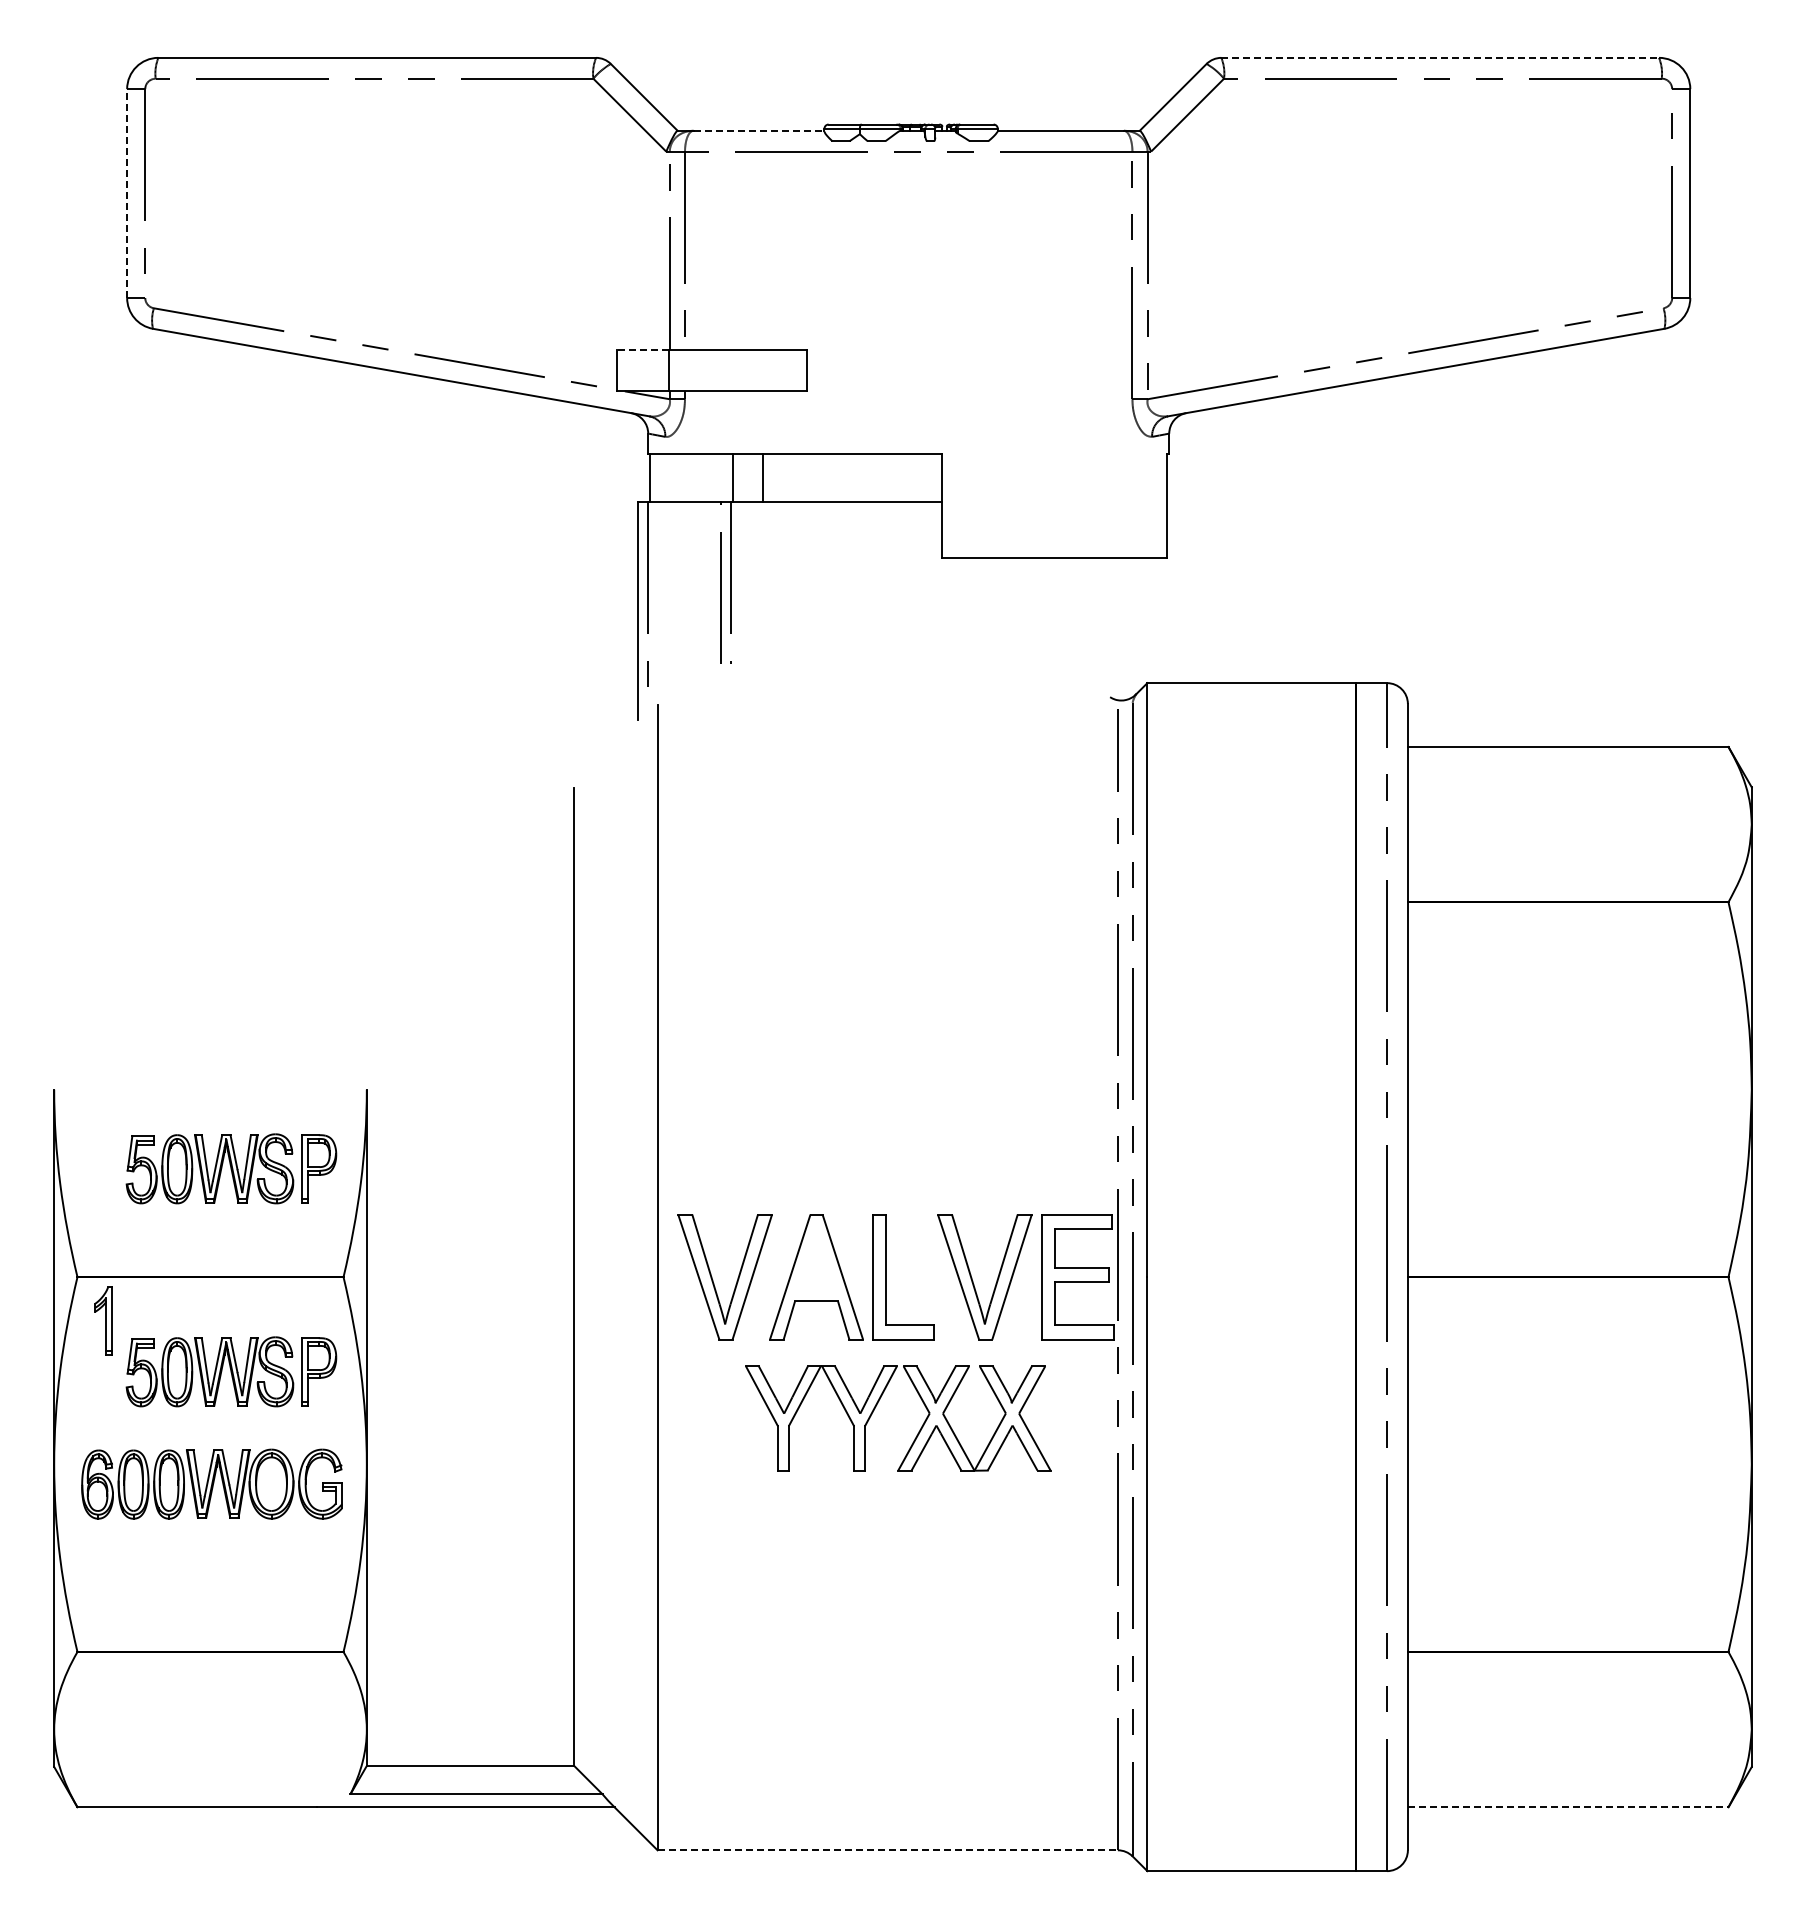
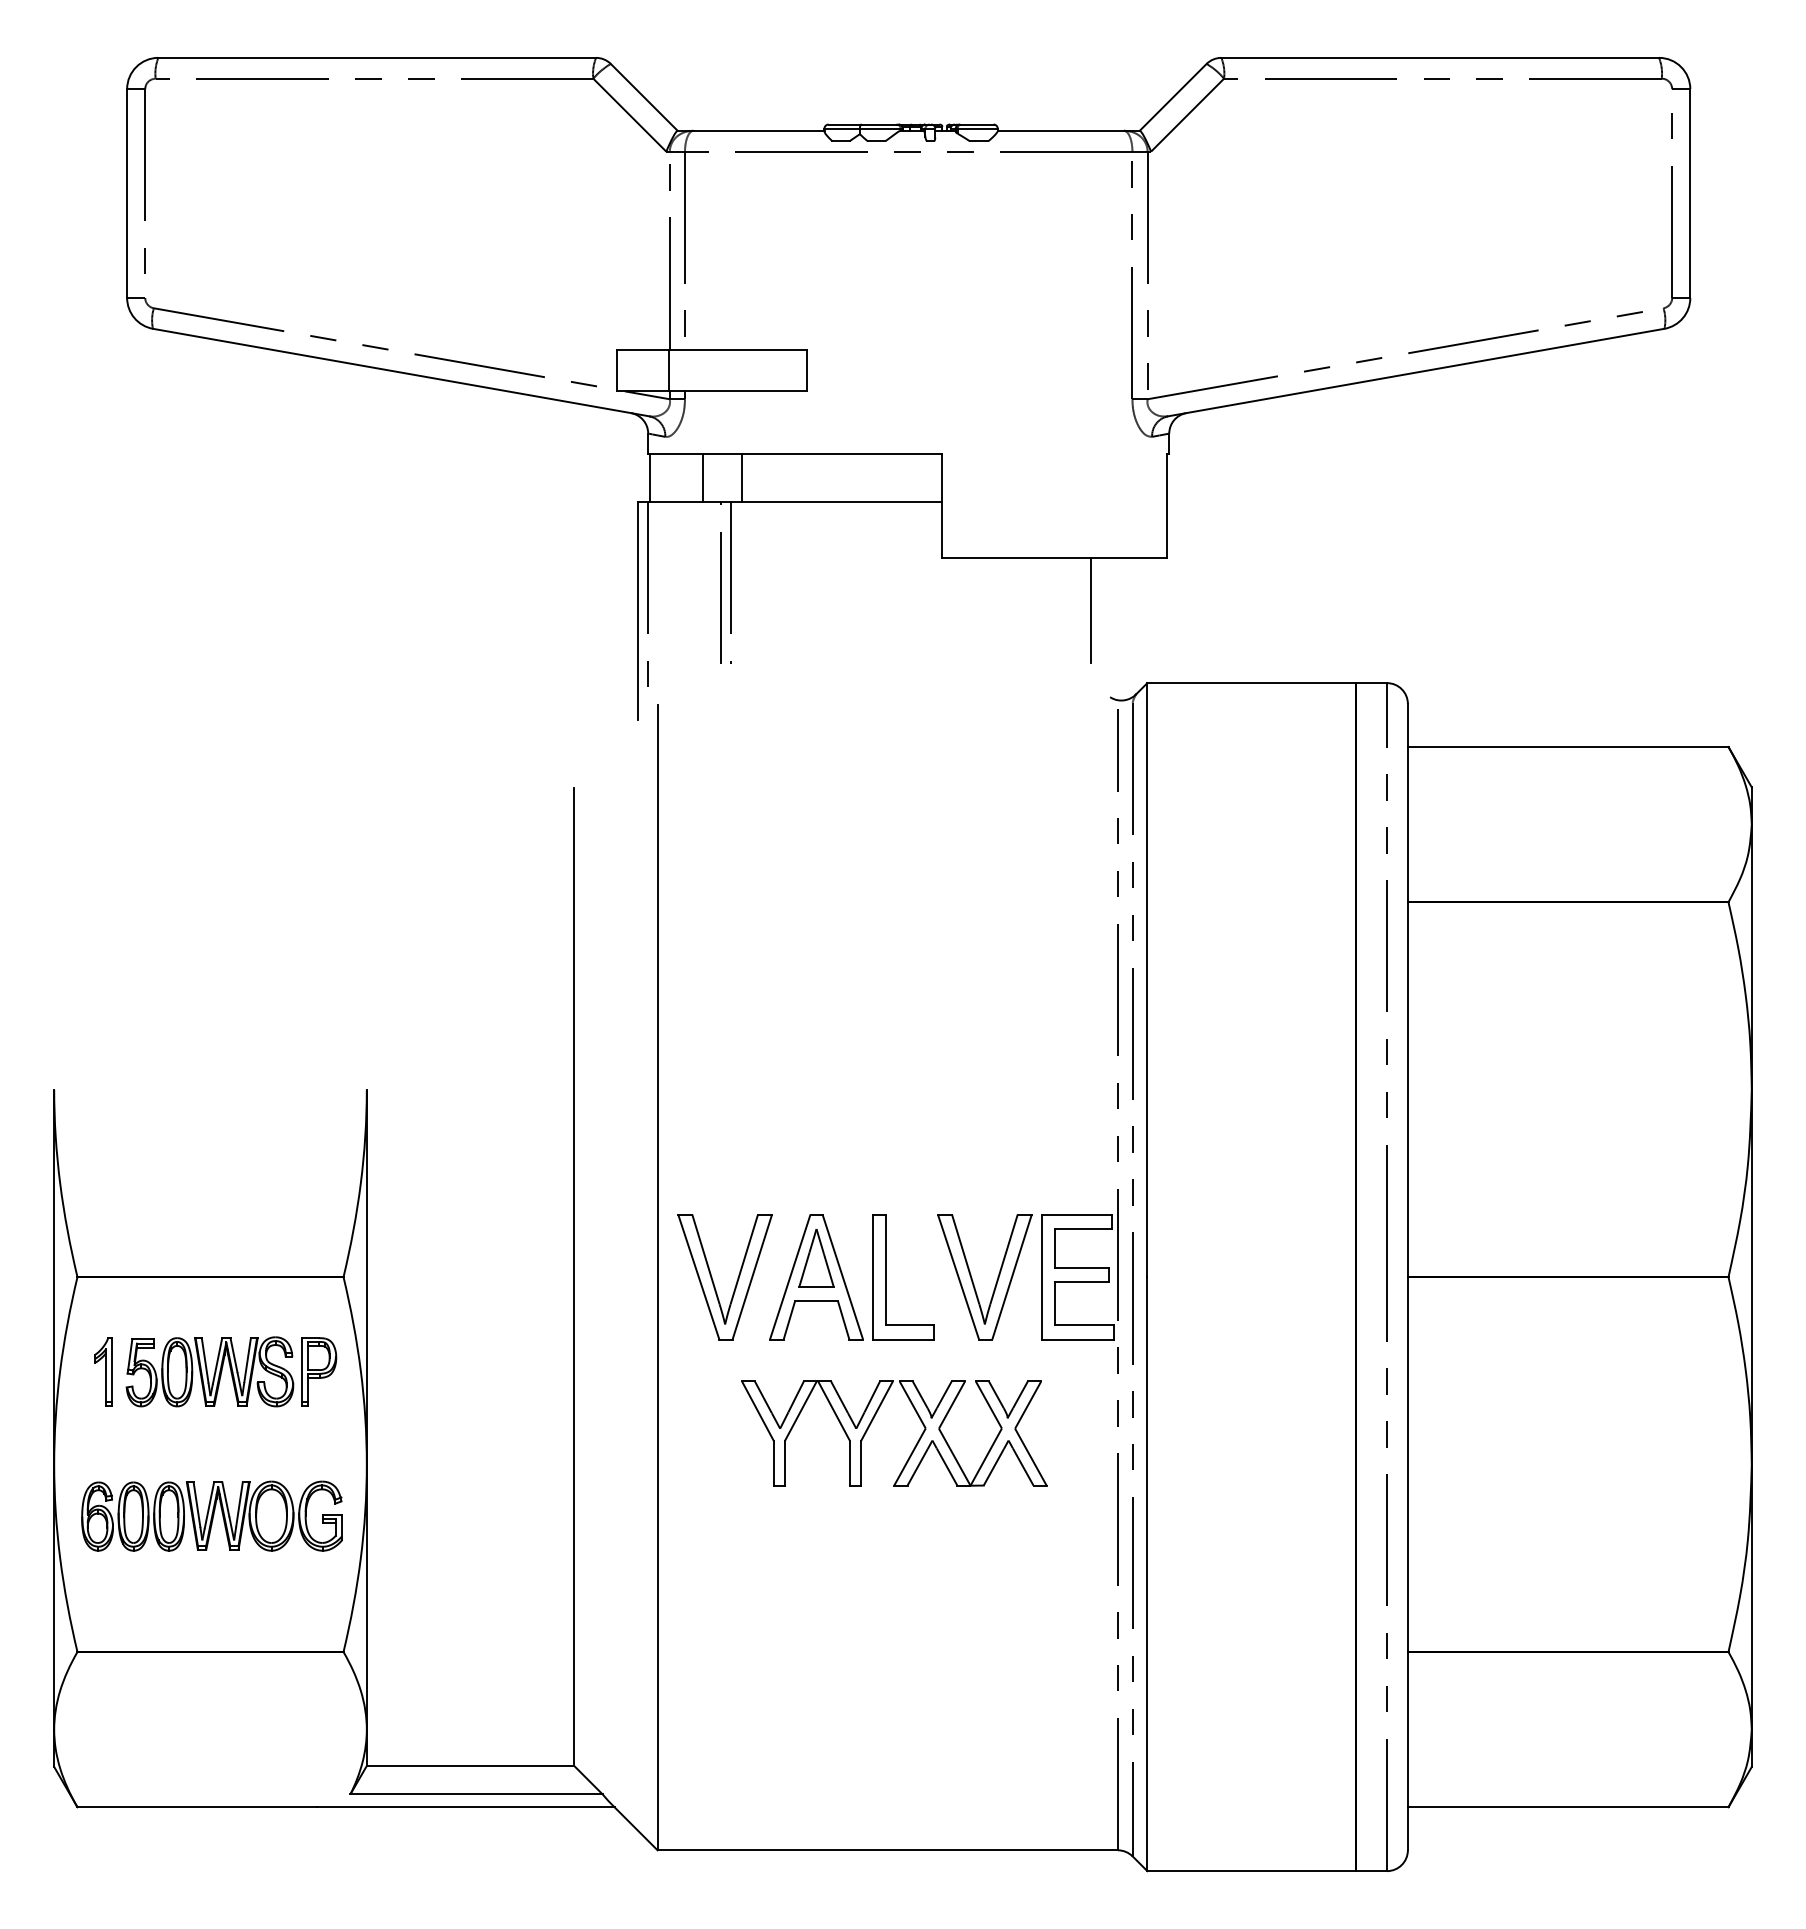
line: dashed -> solid (1440, 57)
line: dashed -> solid (759, 130)
line: dashed -> solid (127, 193)
line: dashed -> solid (642, 349)
line position: (733, 477) -> (703, 477) (703, 477)
line position: (762, 477) -> (741, 477) (741, 477)
line: none -> present (1091, 610)
part: present -> none (231, 1168)
part: none -> present (816, 1258)
part position: (103, 1320) -> (103, 1371) (103, 1371)
part position: (919, 1429) -> (915, 1444) (915, 1444)
part position: (211, 1483) -> (211, 1515) (211, 1515)
line: dashed -> solid (1568, 1807)
line: dashed -> solid (888, 1850)
